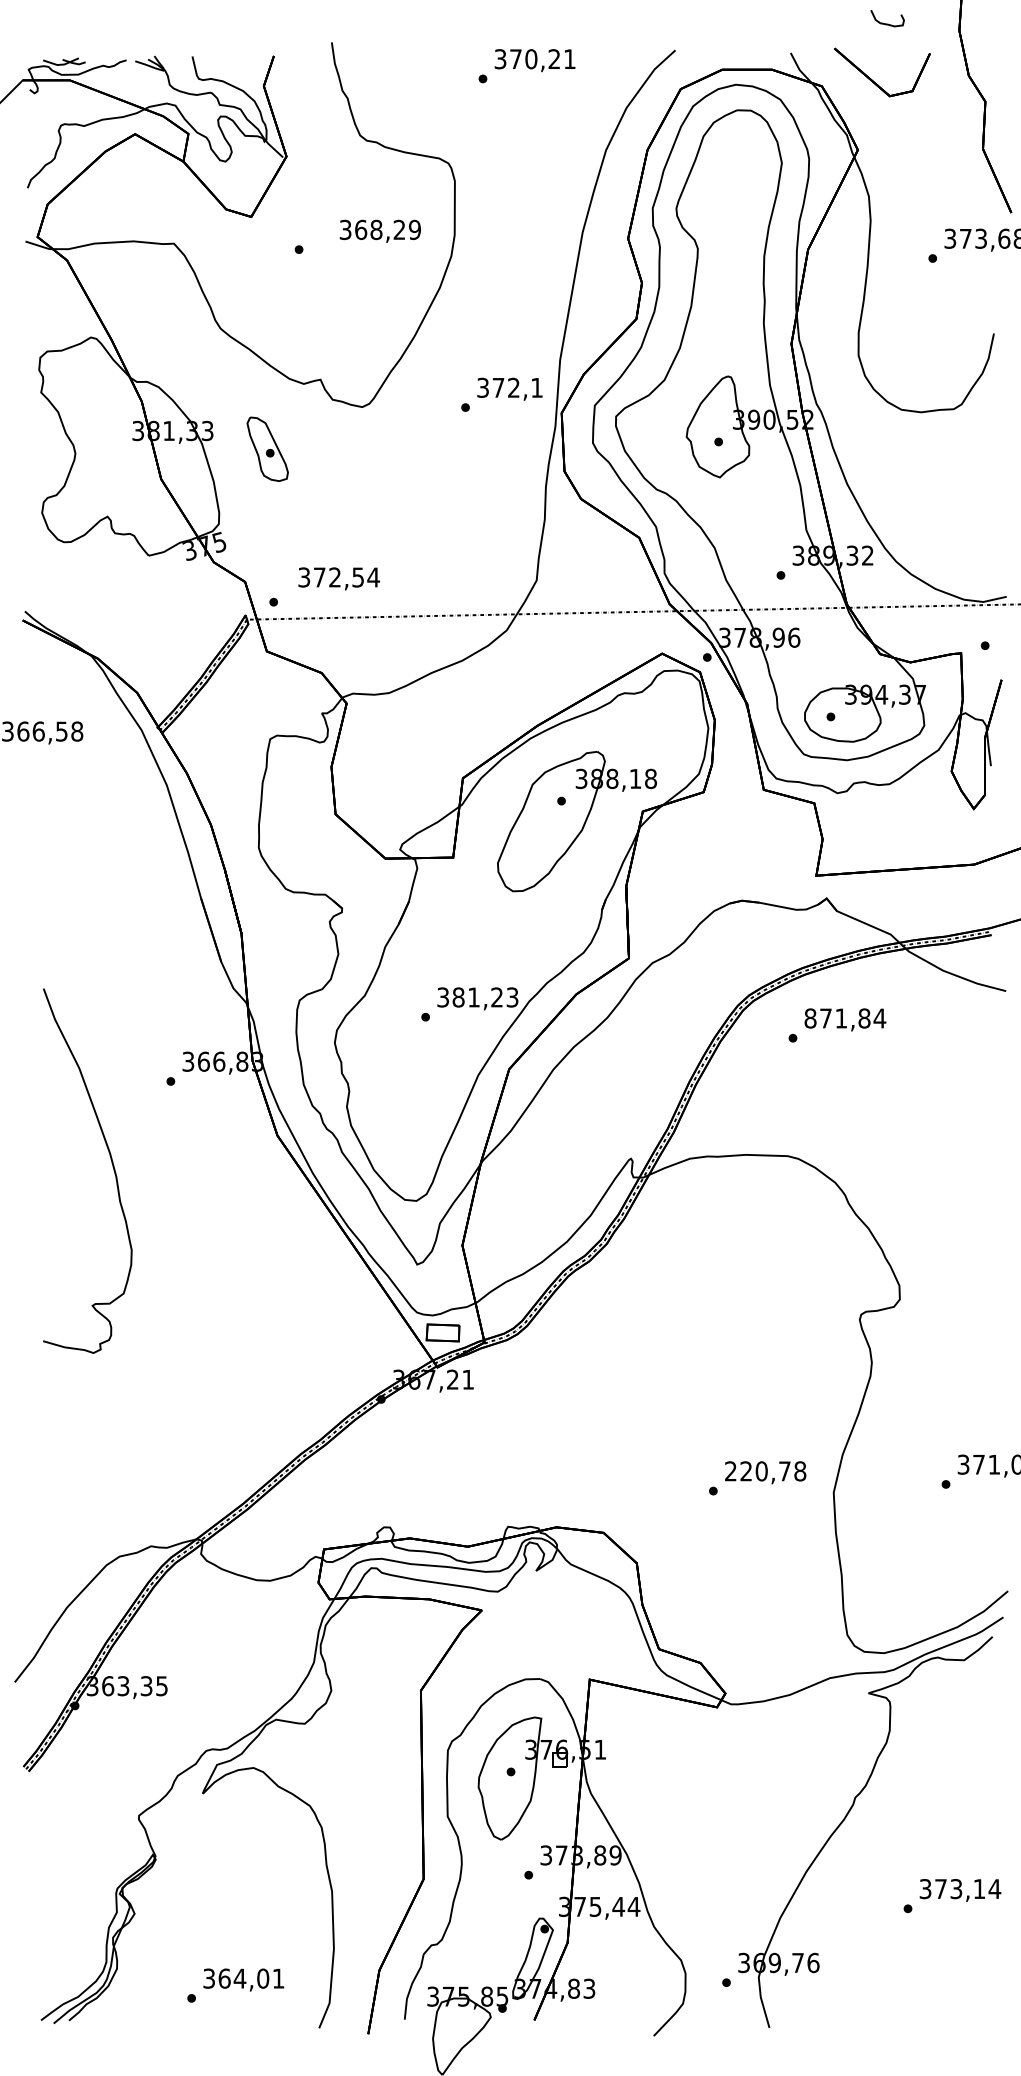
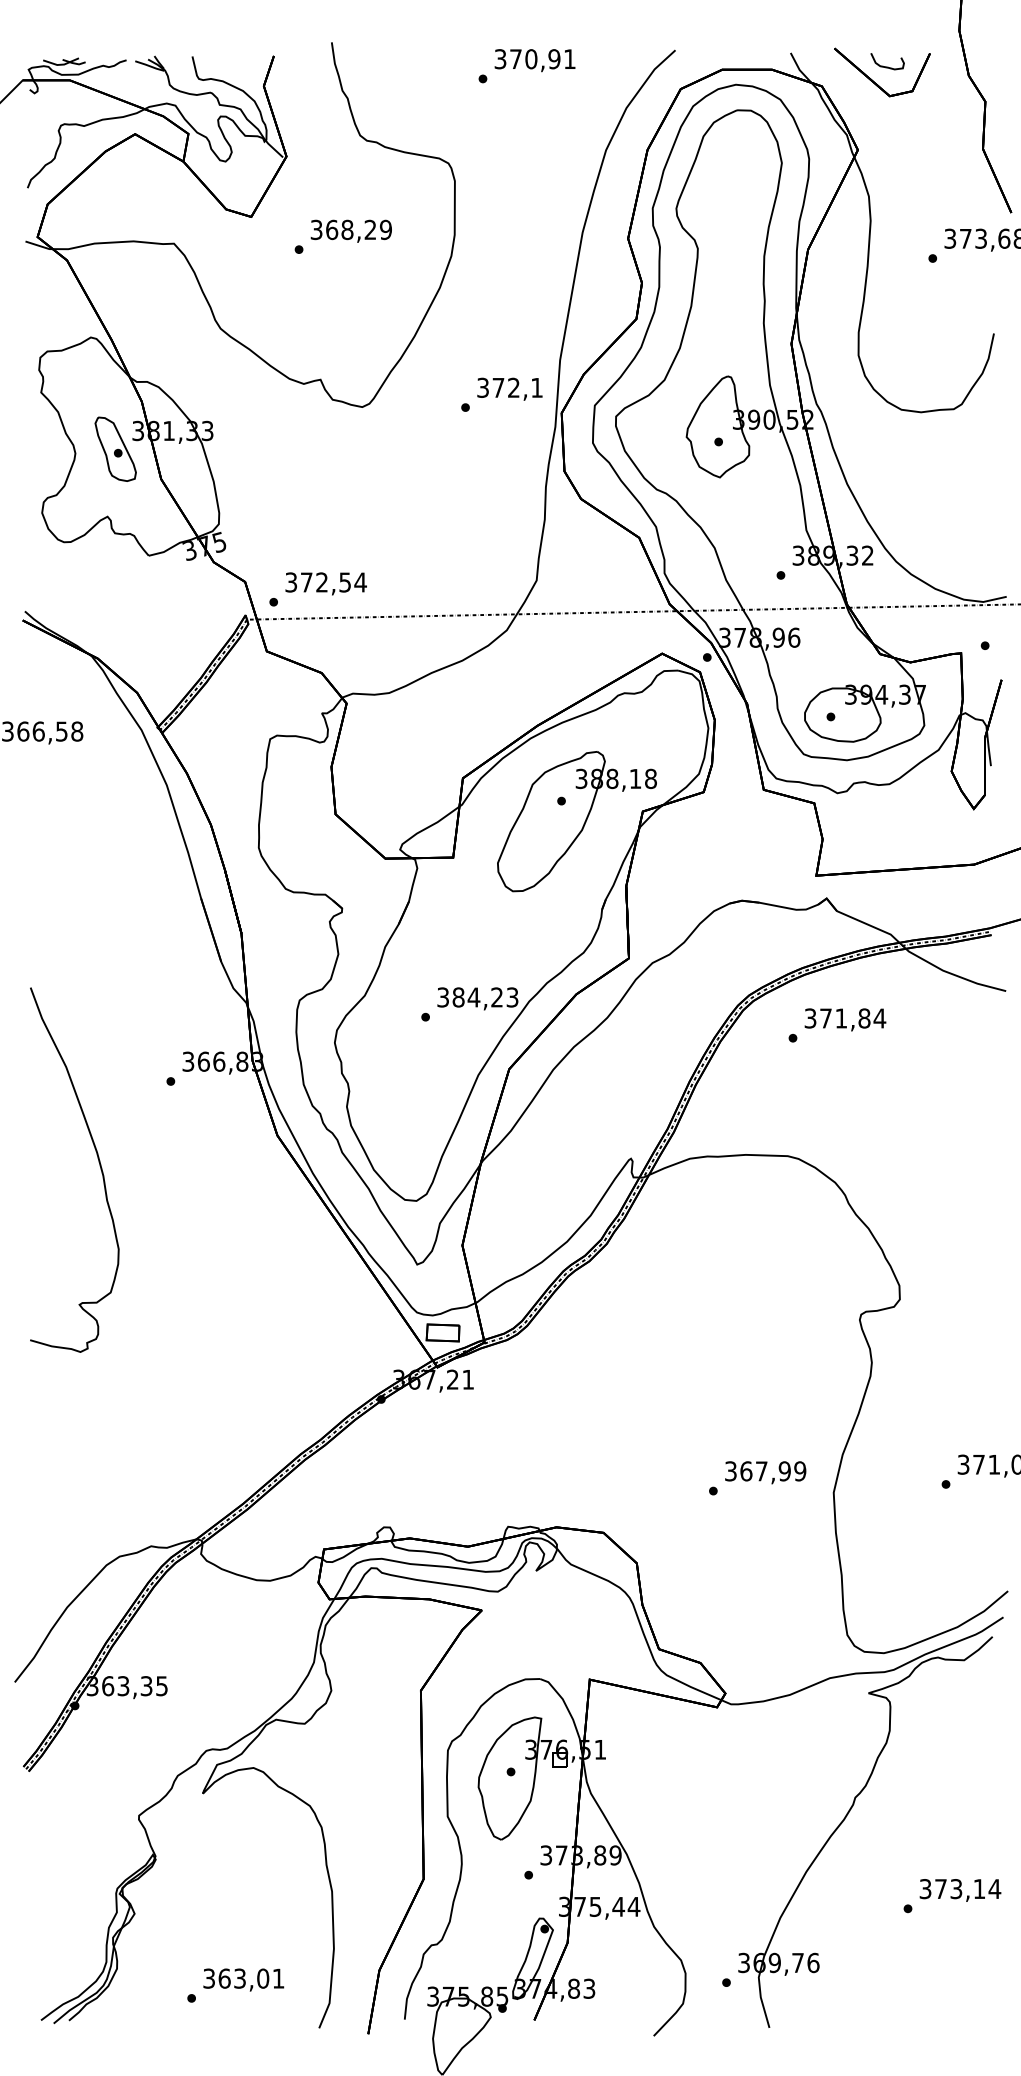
curve position: (887, 23) -> (887, 66) (887, 66)
text: 370,21 -> 370,91 (554, 59)
text position: (379, 230) -> (350, 230) (350, 230)
part position: (267, 448) -> (115, 448) (115, 448)
text position: (338, 578) -> (325, 583) (325, 583)
text: 381,23 -> 384,23 (473, 997)
text: 871,84 -> 371,84 (810, 1018)
curve position: (111, 1163) -> (98, 1162) (98, 1162)
text: 220,78 -> 367,99 (765, 1471)
text: 364,01 -> 363,01 (239, 1978)
